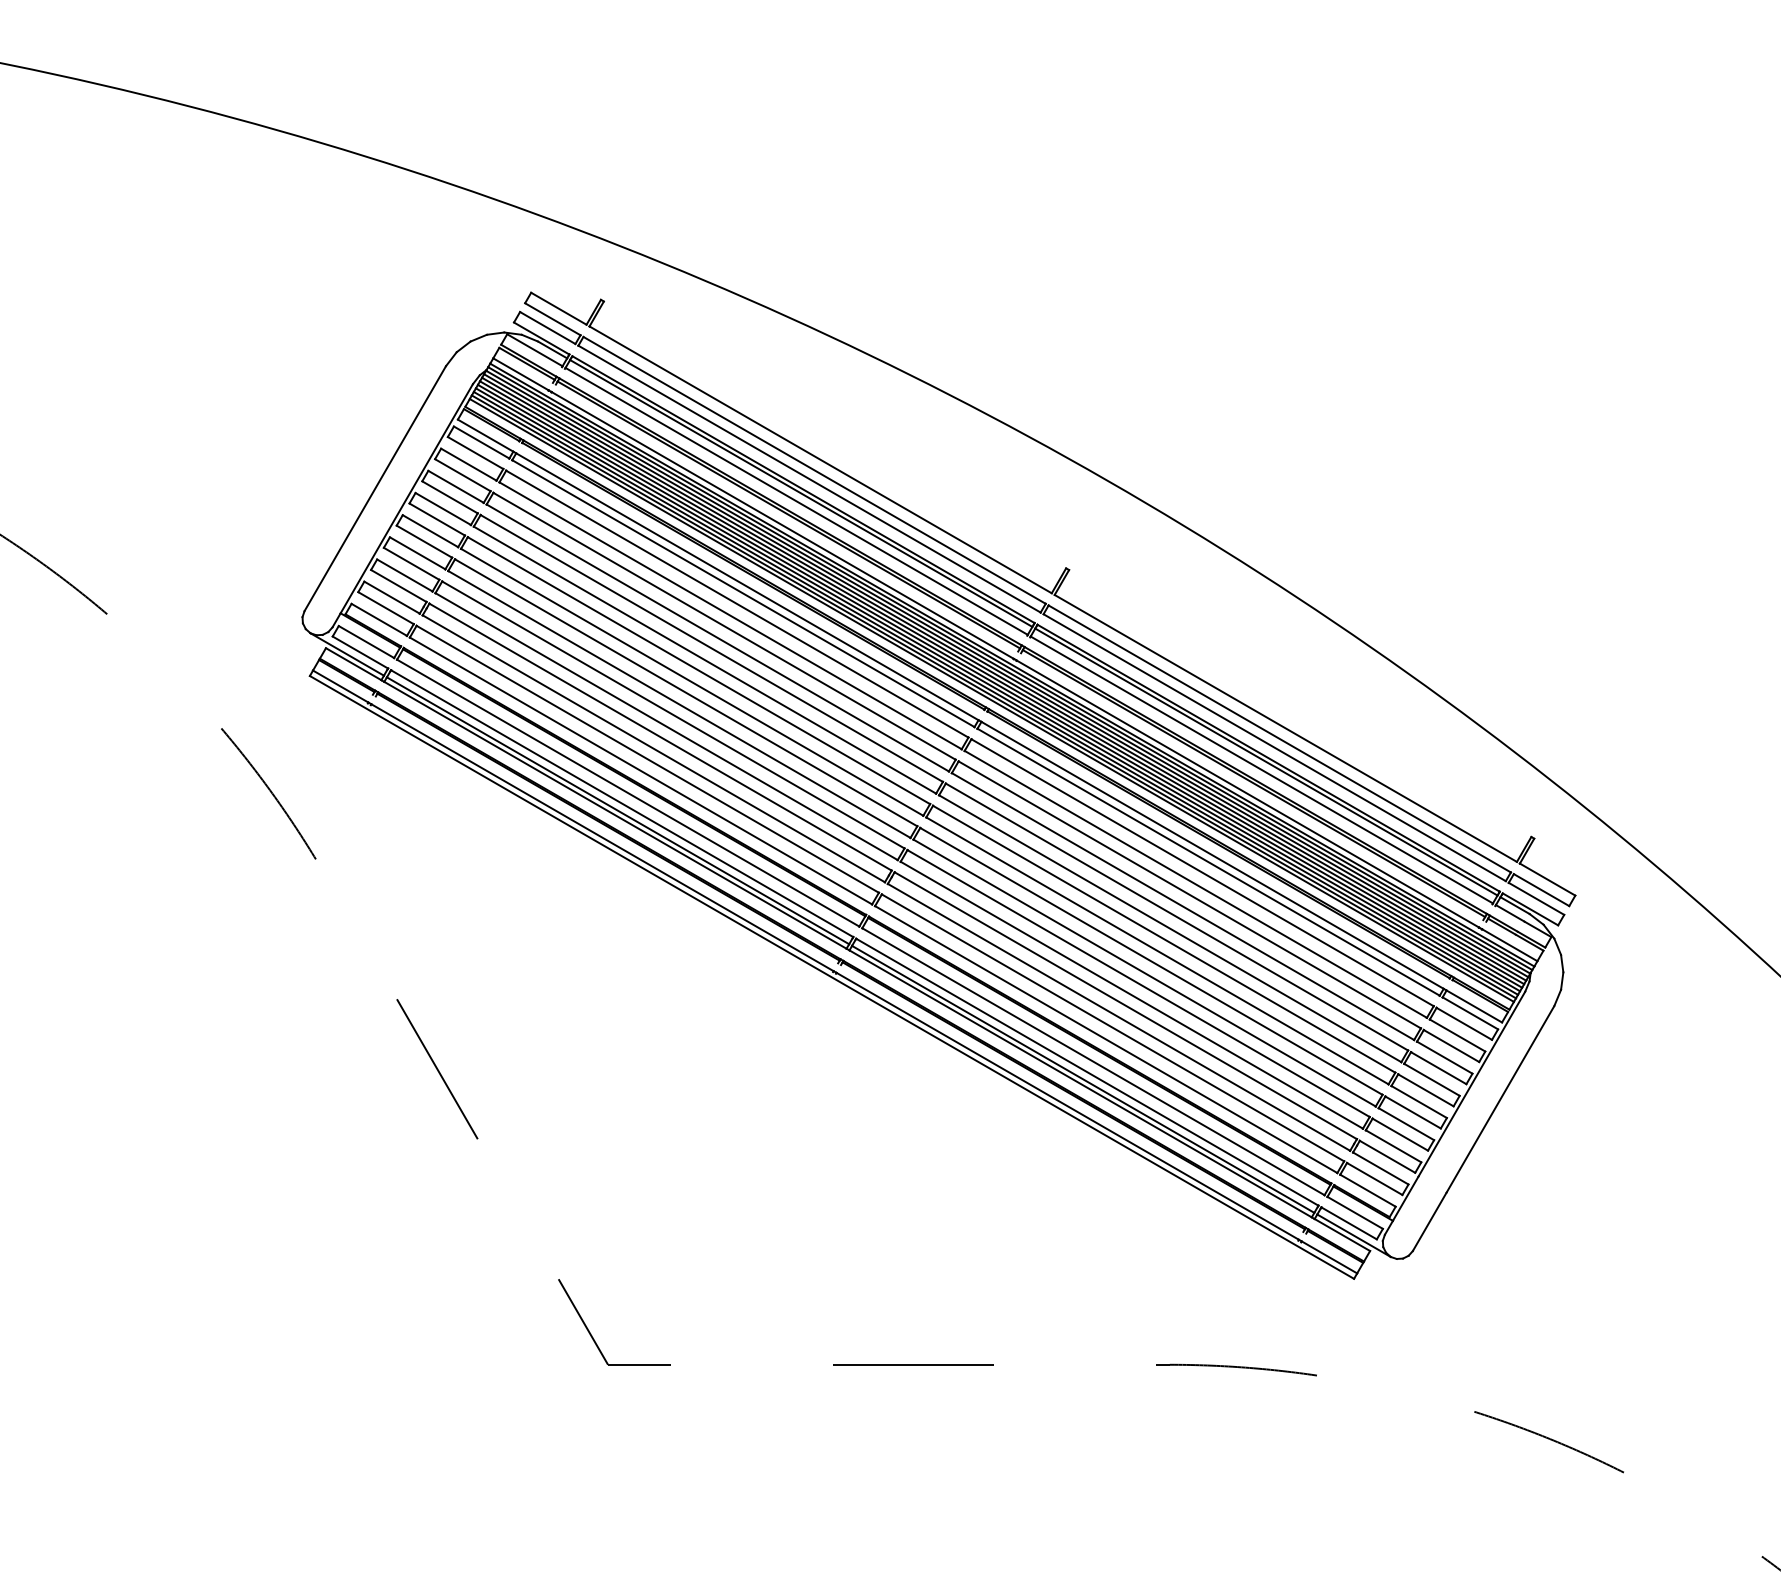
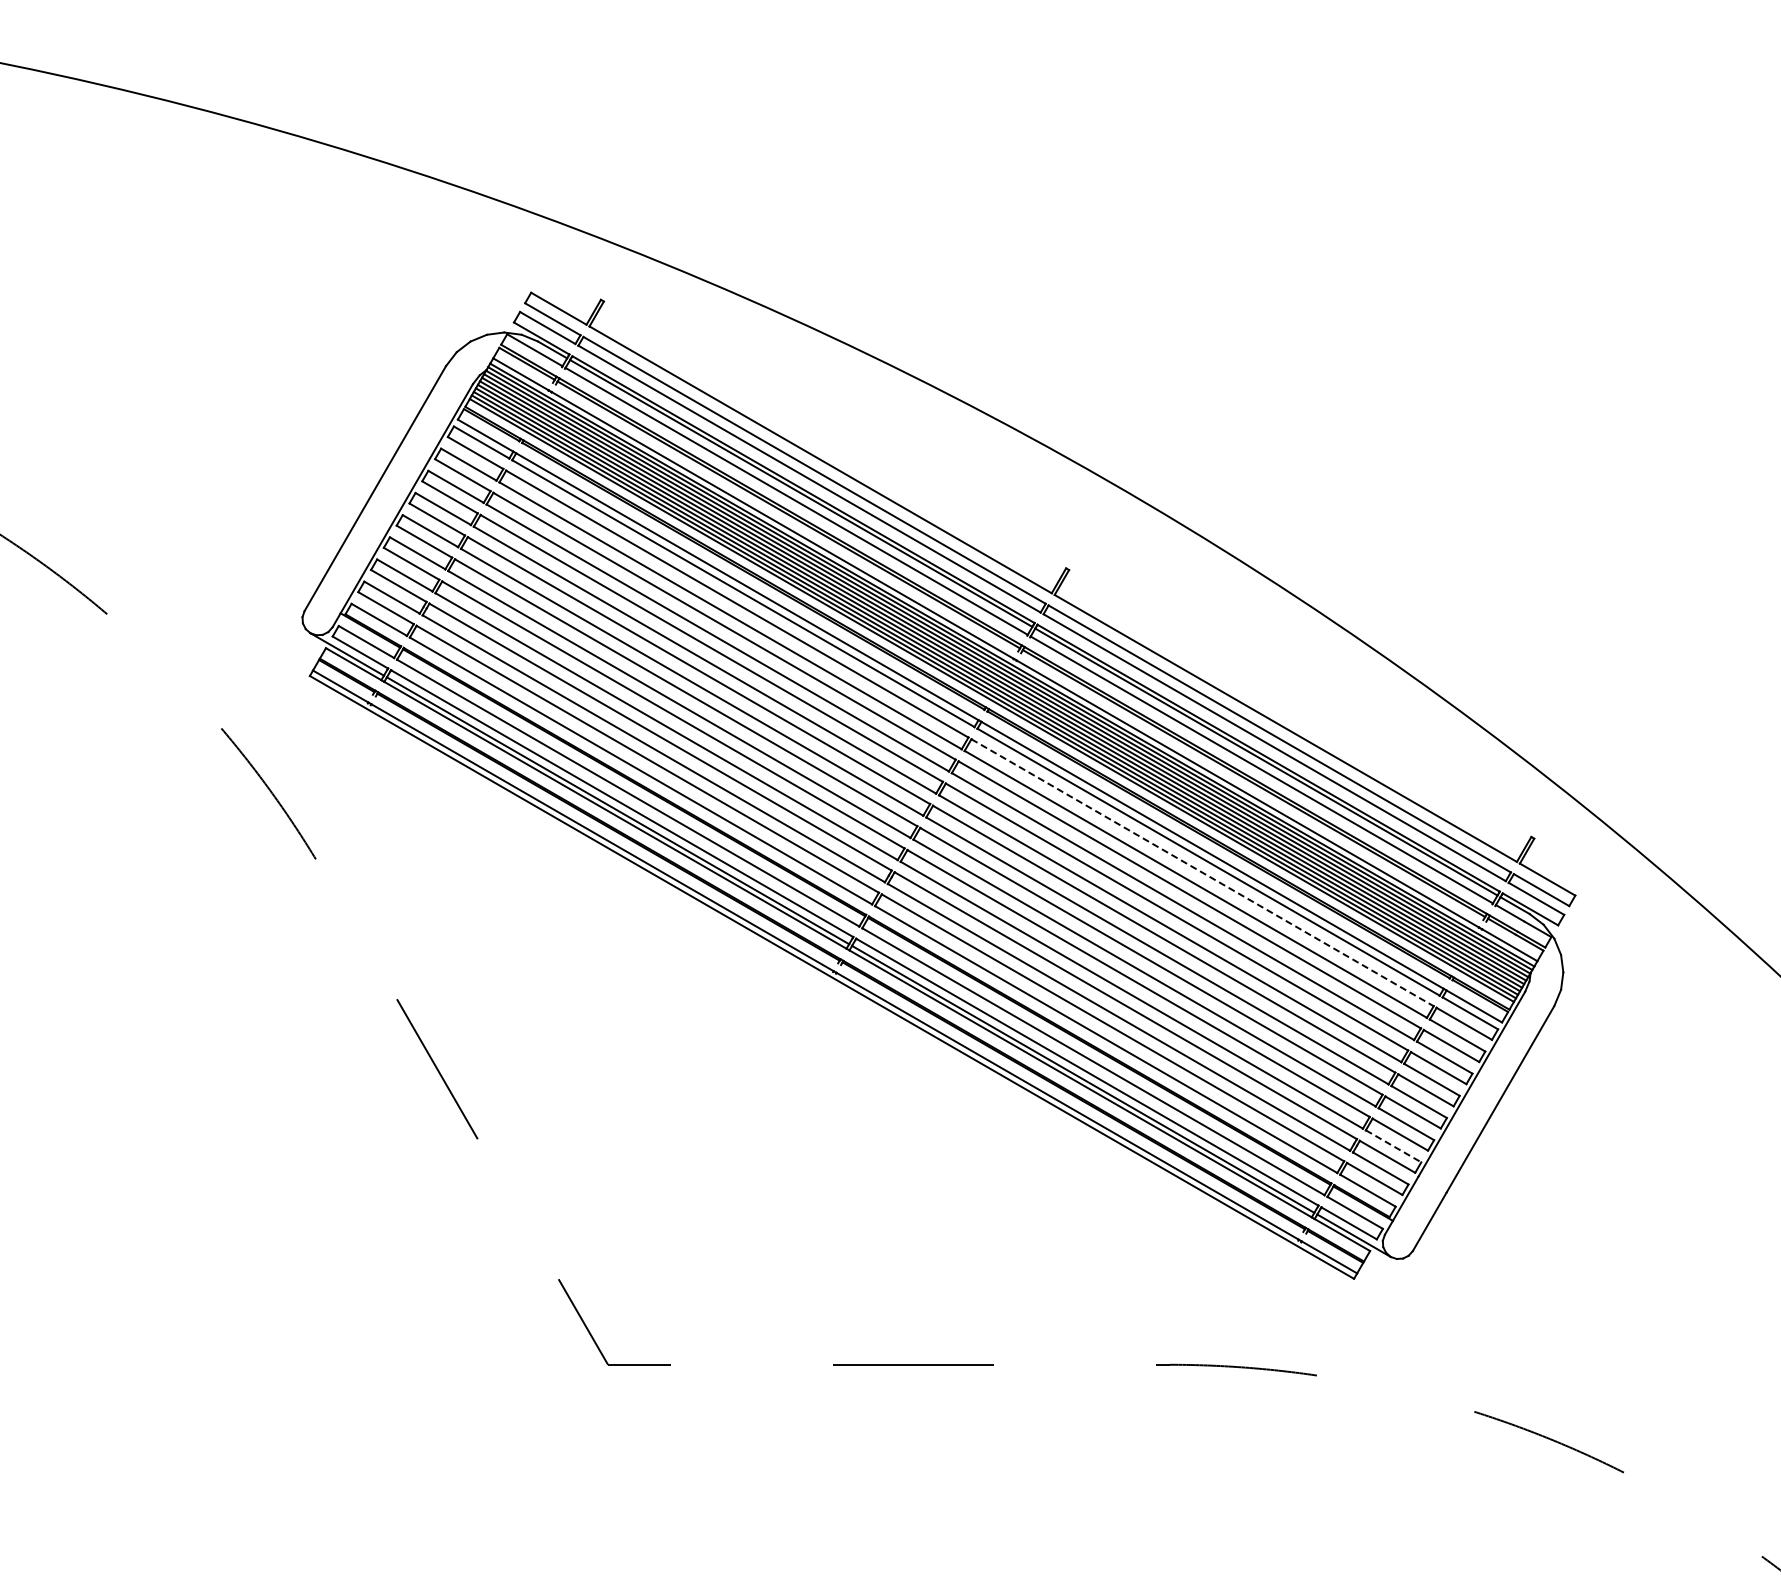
line: solid -> dashed (1202, 872)
line: solid -> dashed (1394, 1146)
